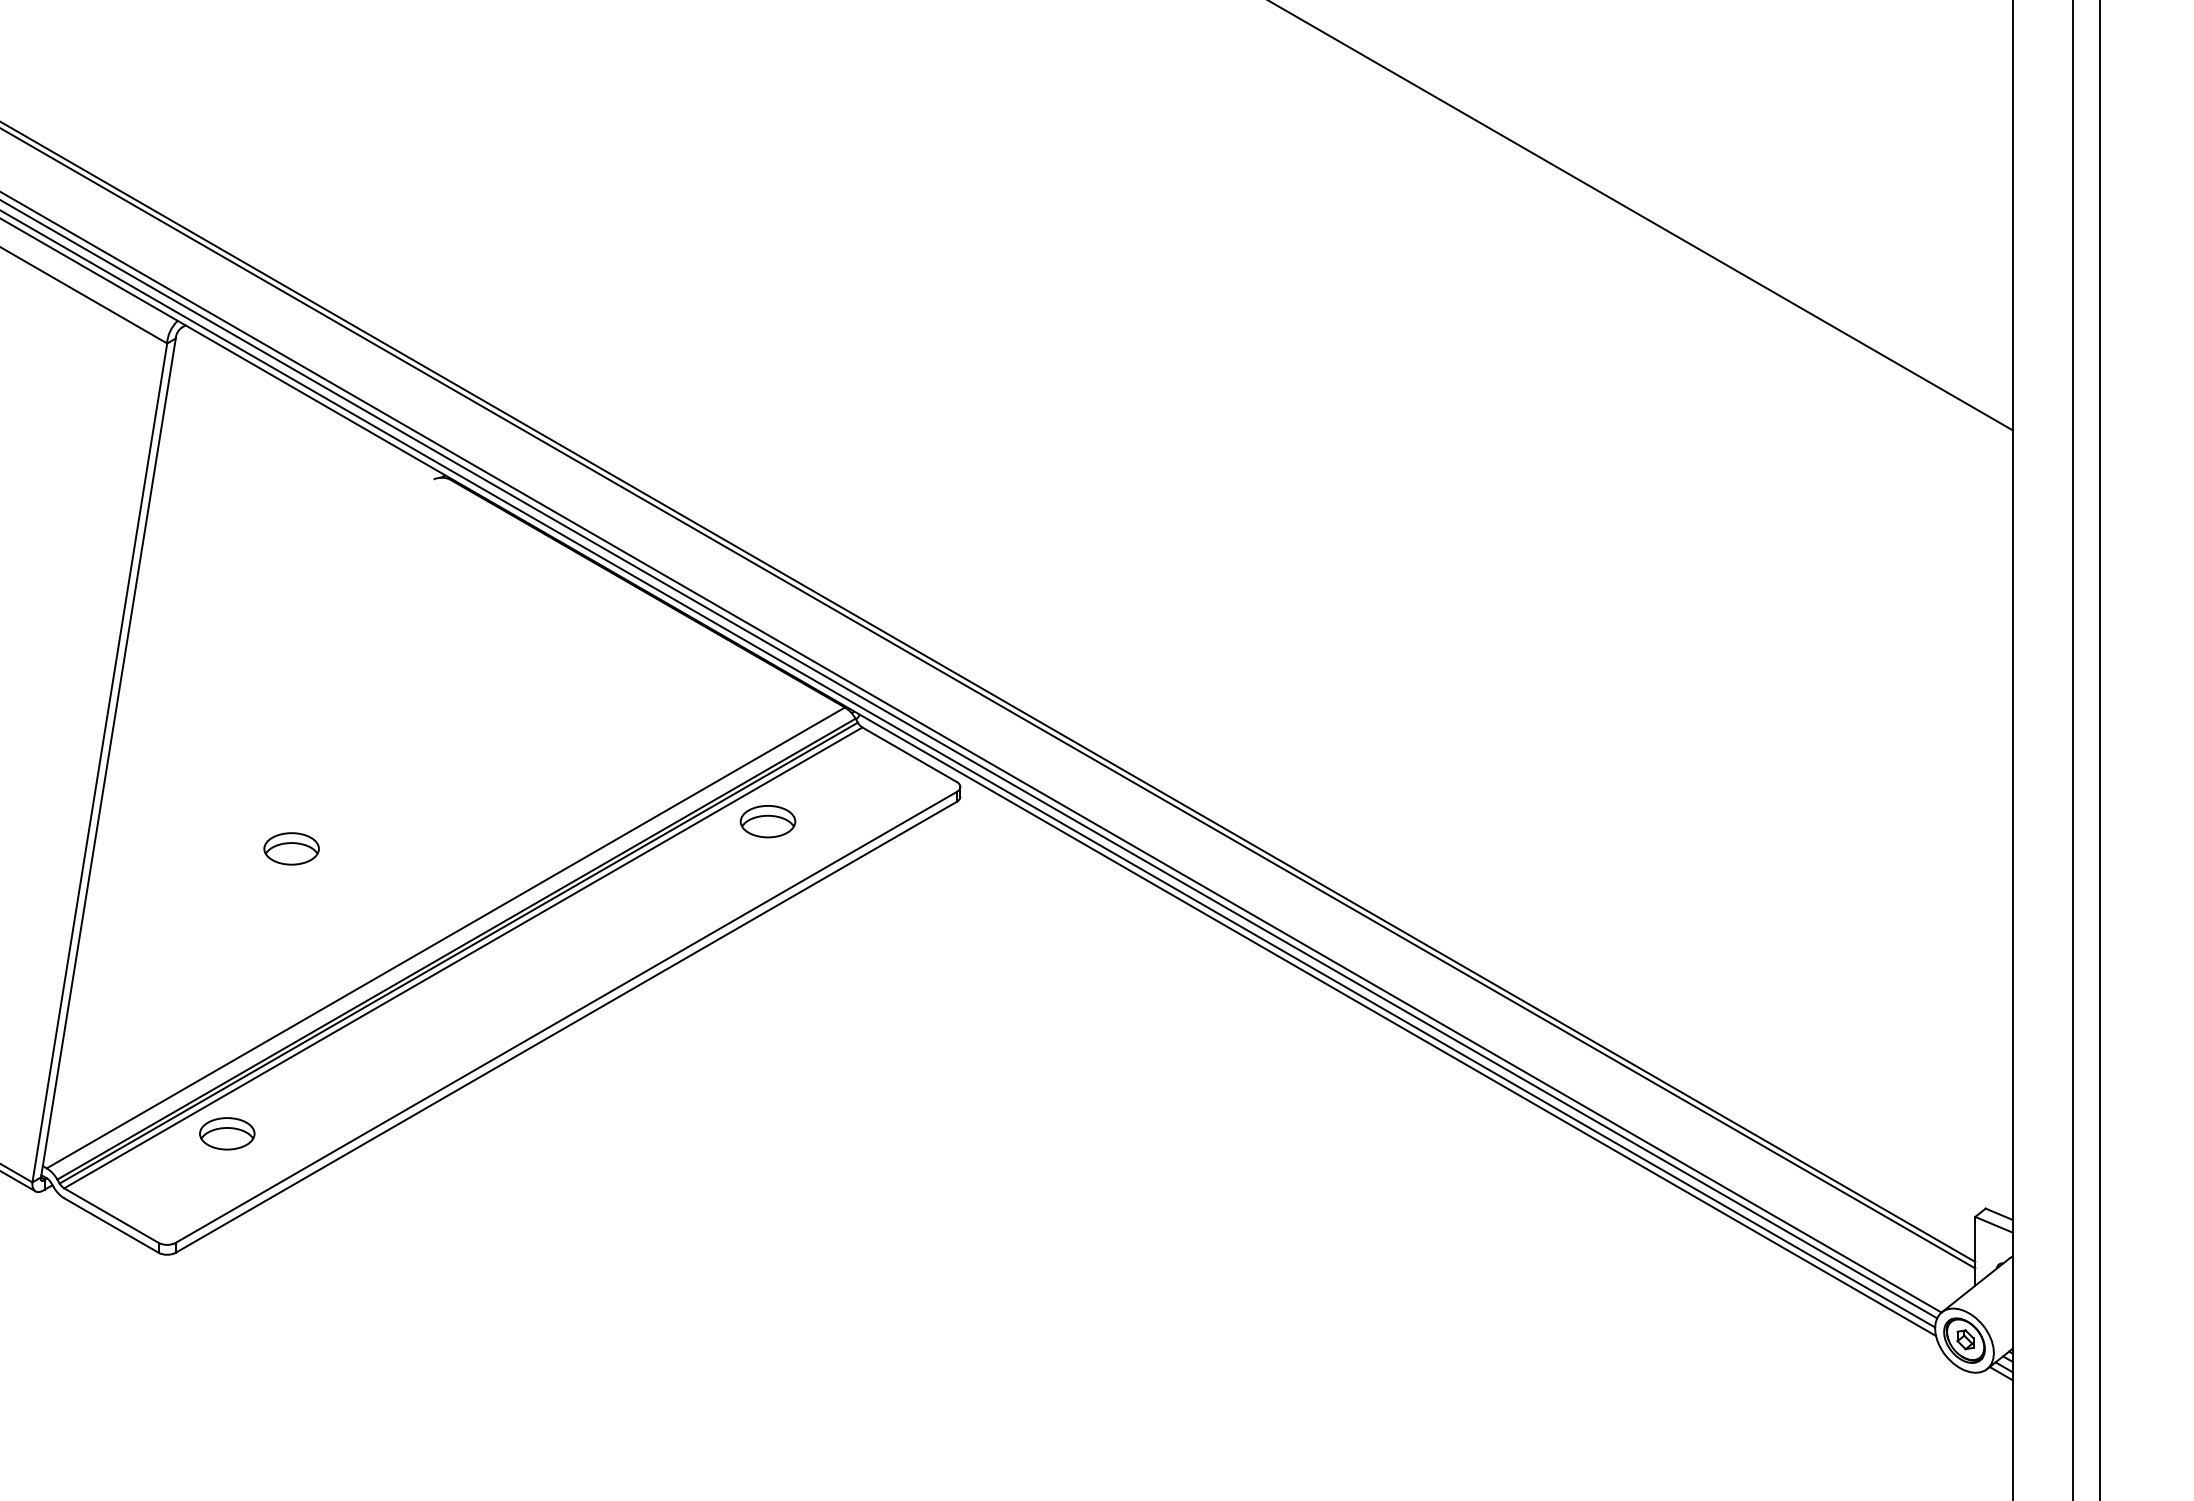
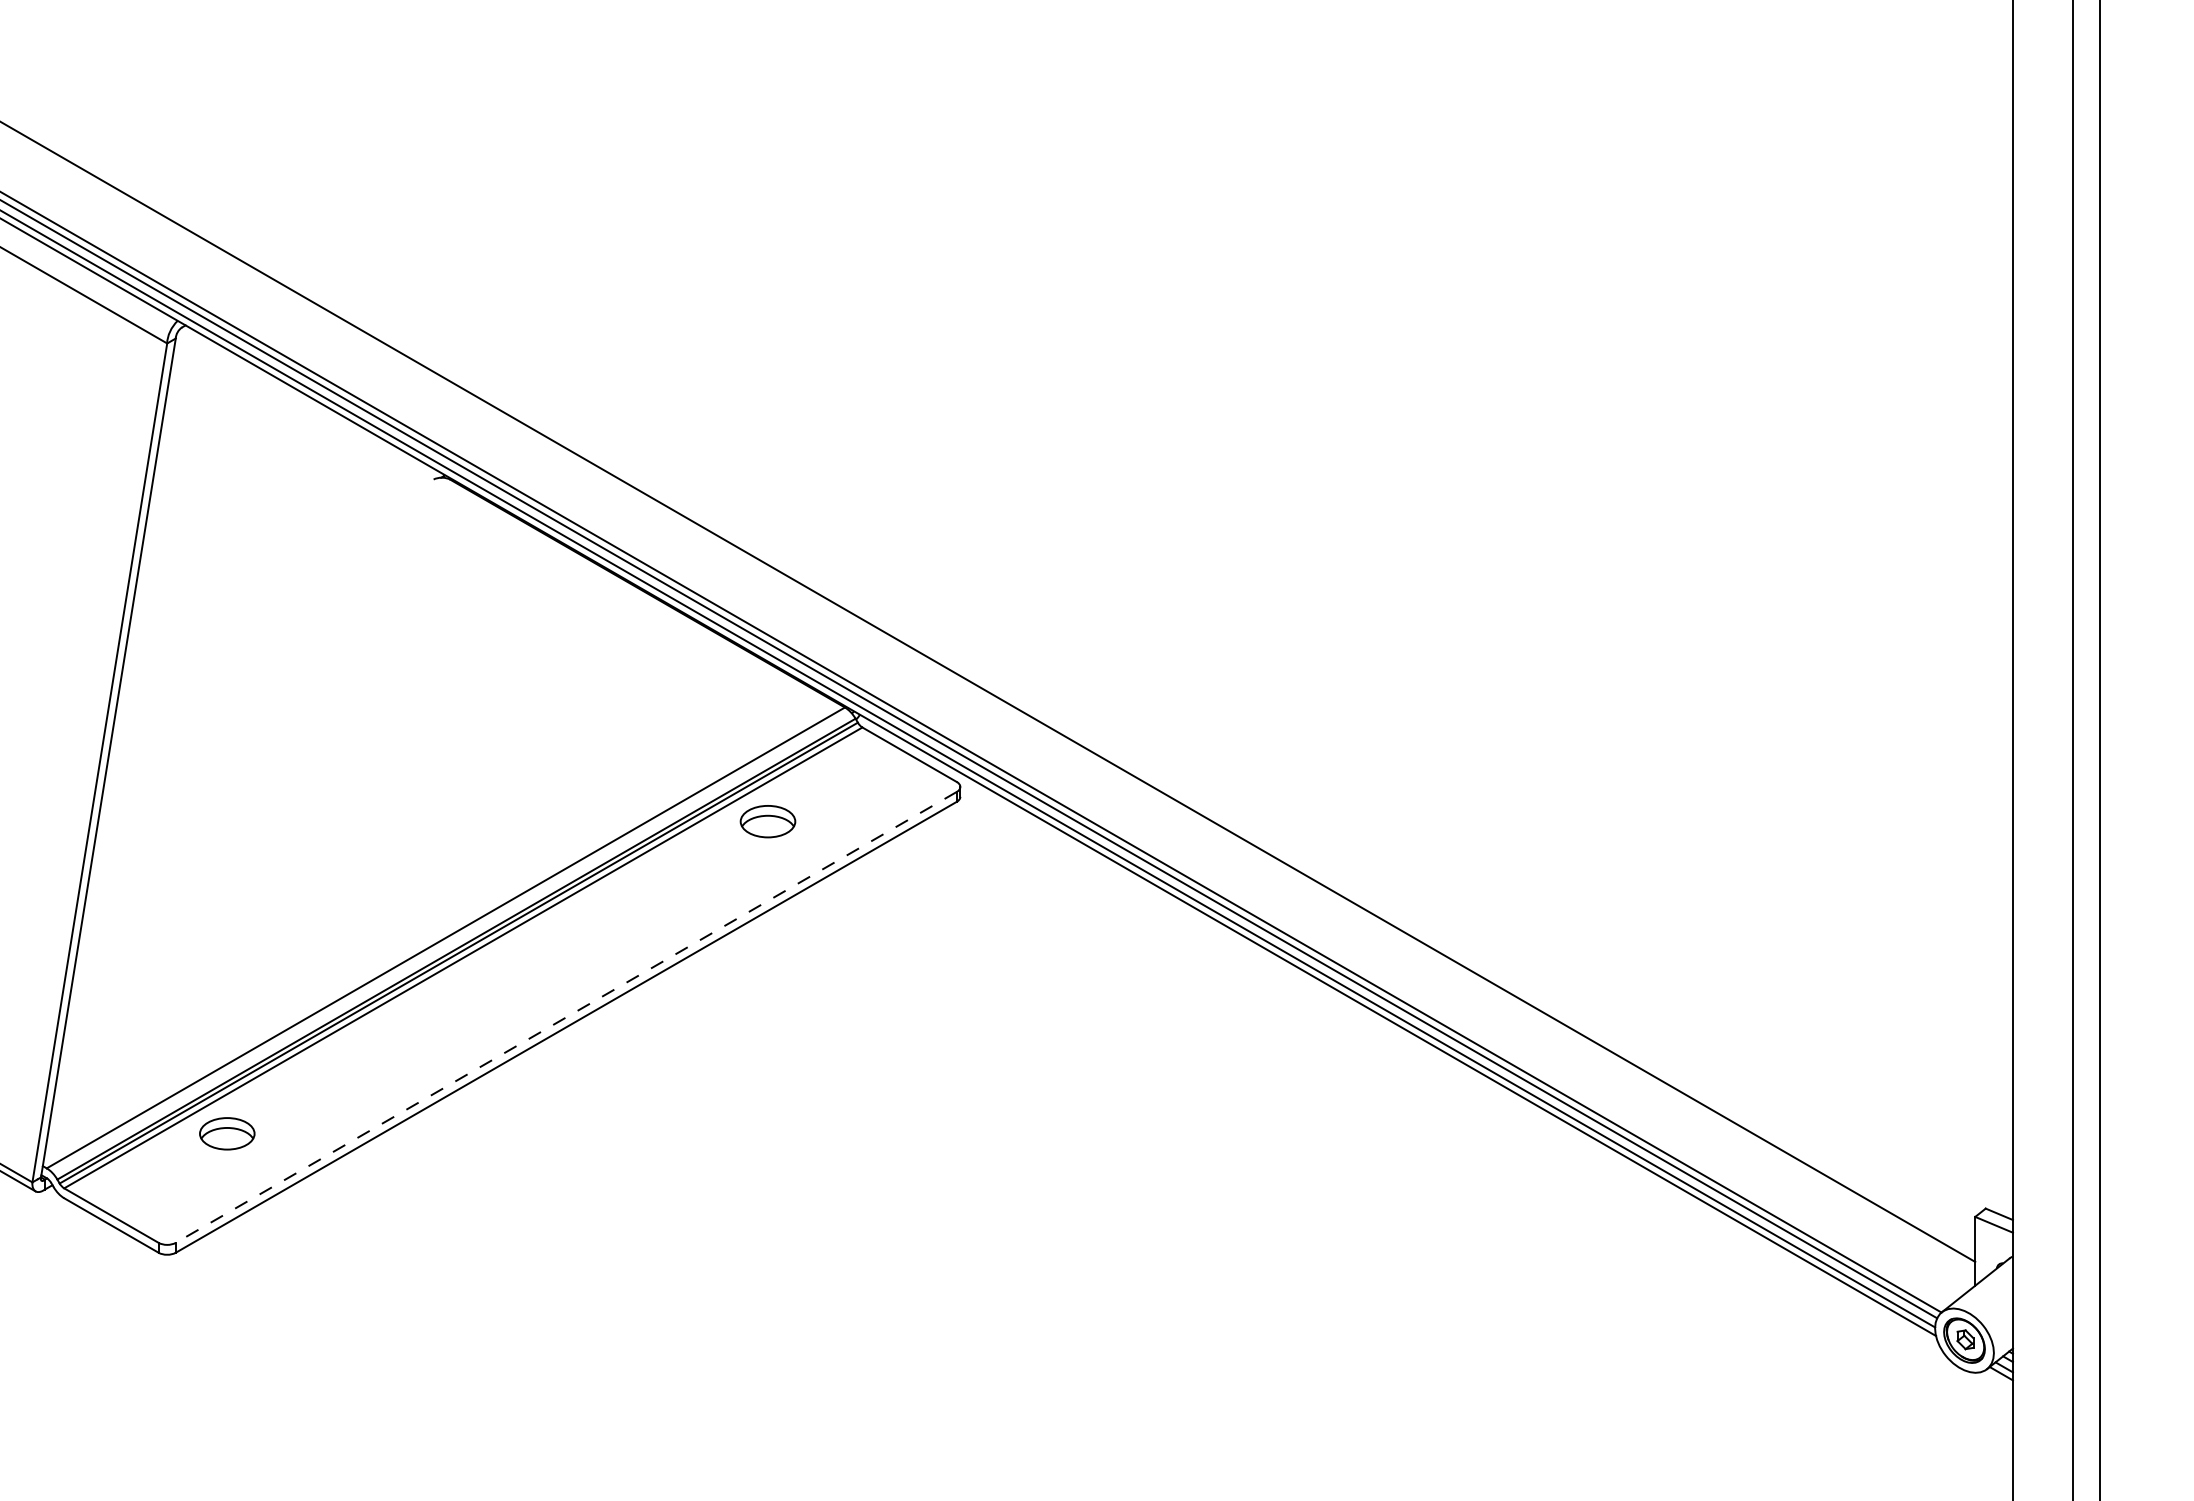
line: present -> none (1641, 216)
line: present -> none (988, 698)
part: present -> none (291, 848)
line: solid -> dashed (566, 1017)
